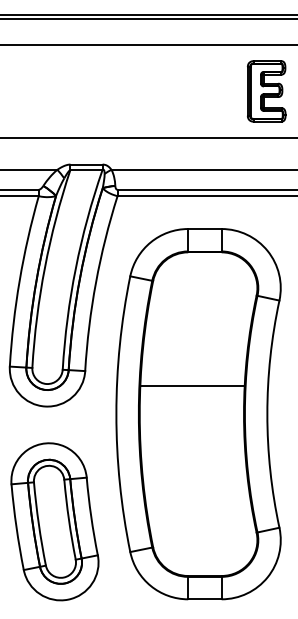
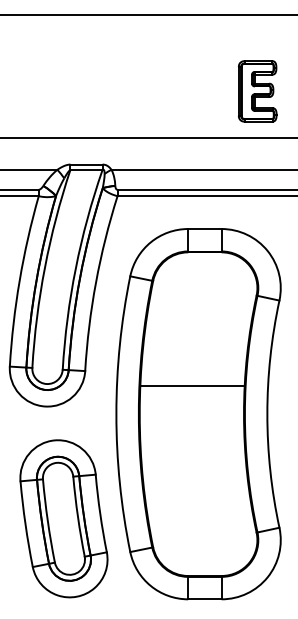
line: present -> none (148, 18)
line: present -> none (148, 45)
part position: (266, 91) -> (257, 91) (257, 91)
part position: (54, 521) -> (63, 518) (63, 518)
